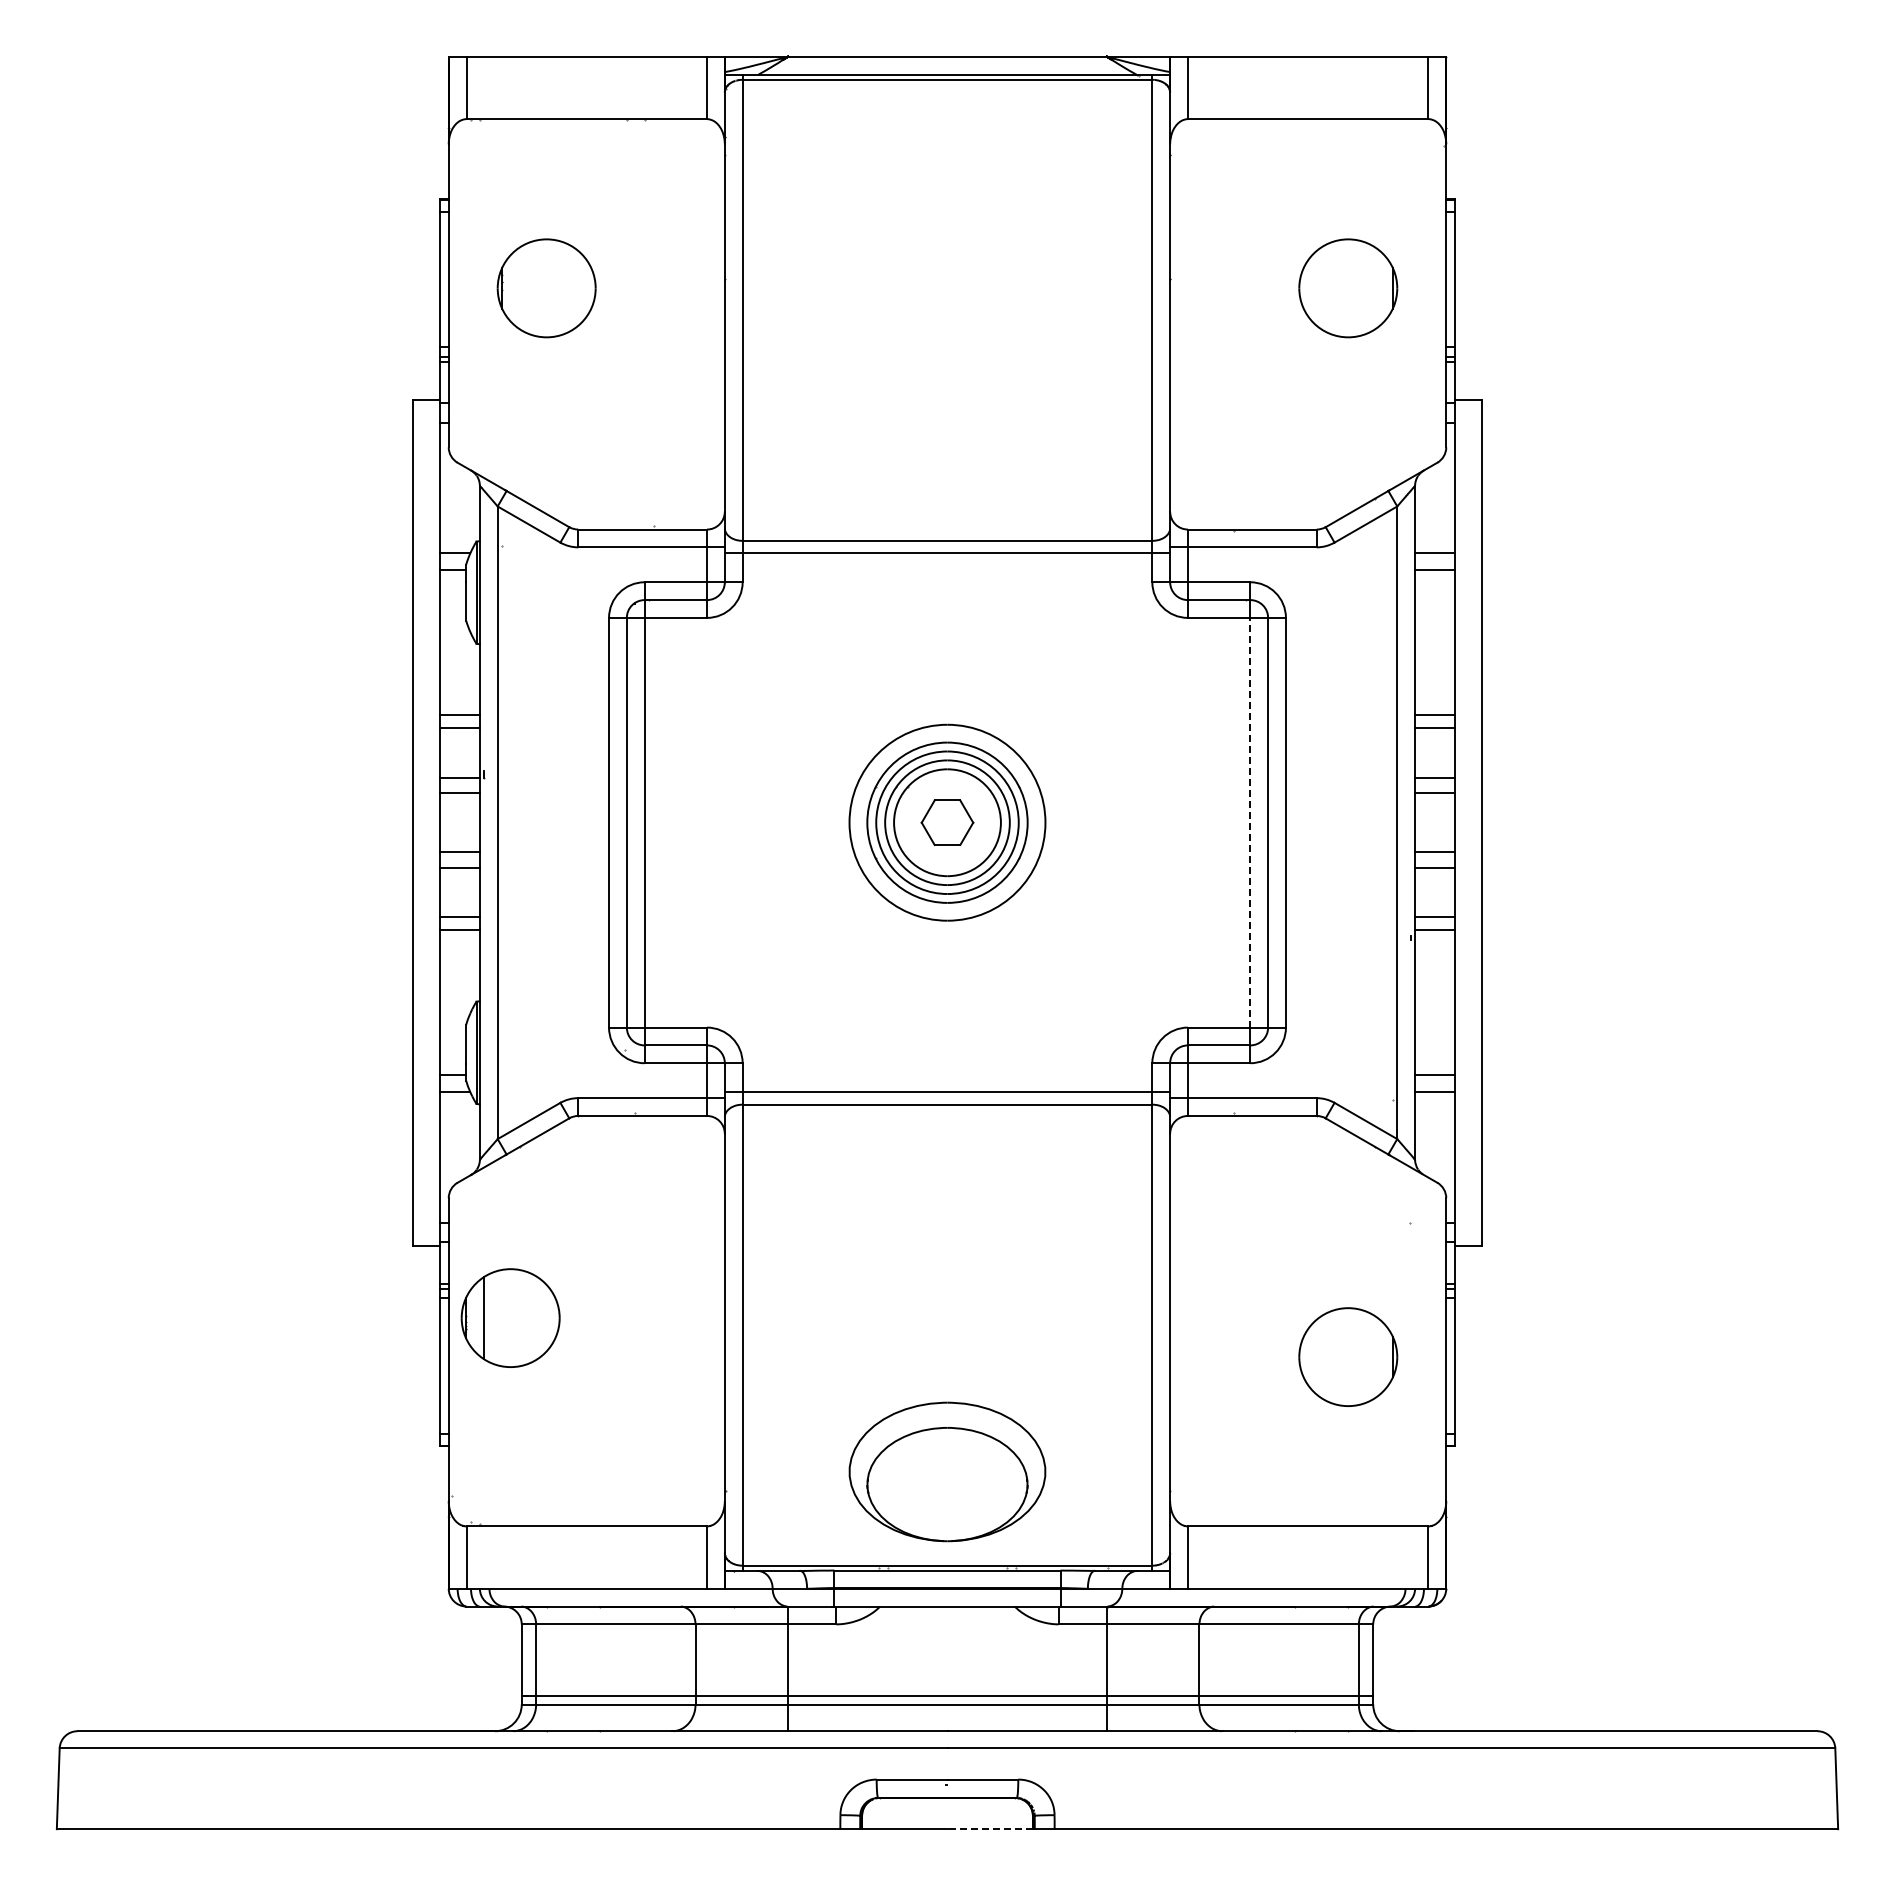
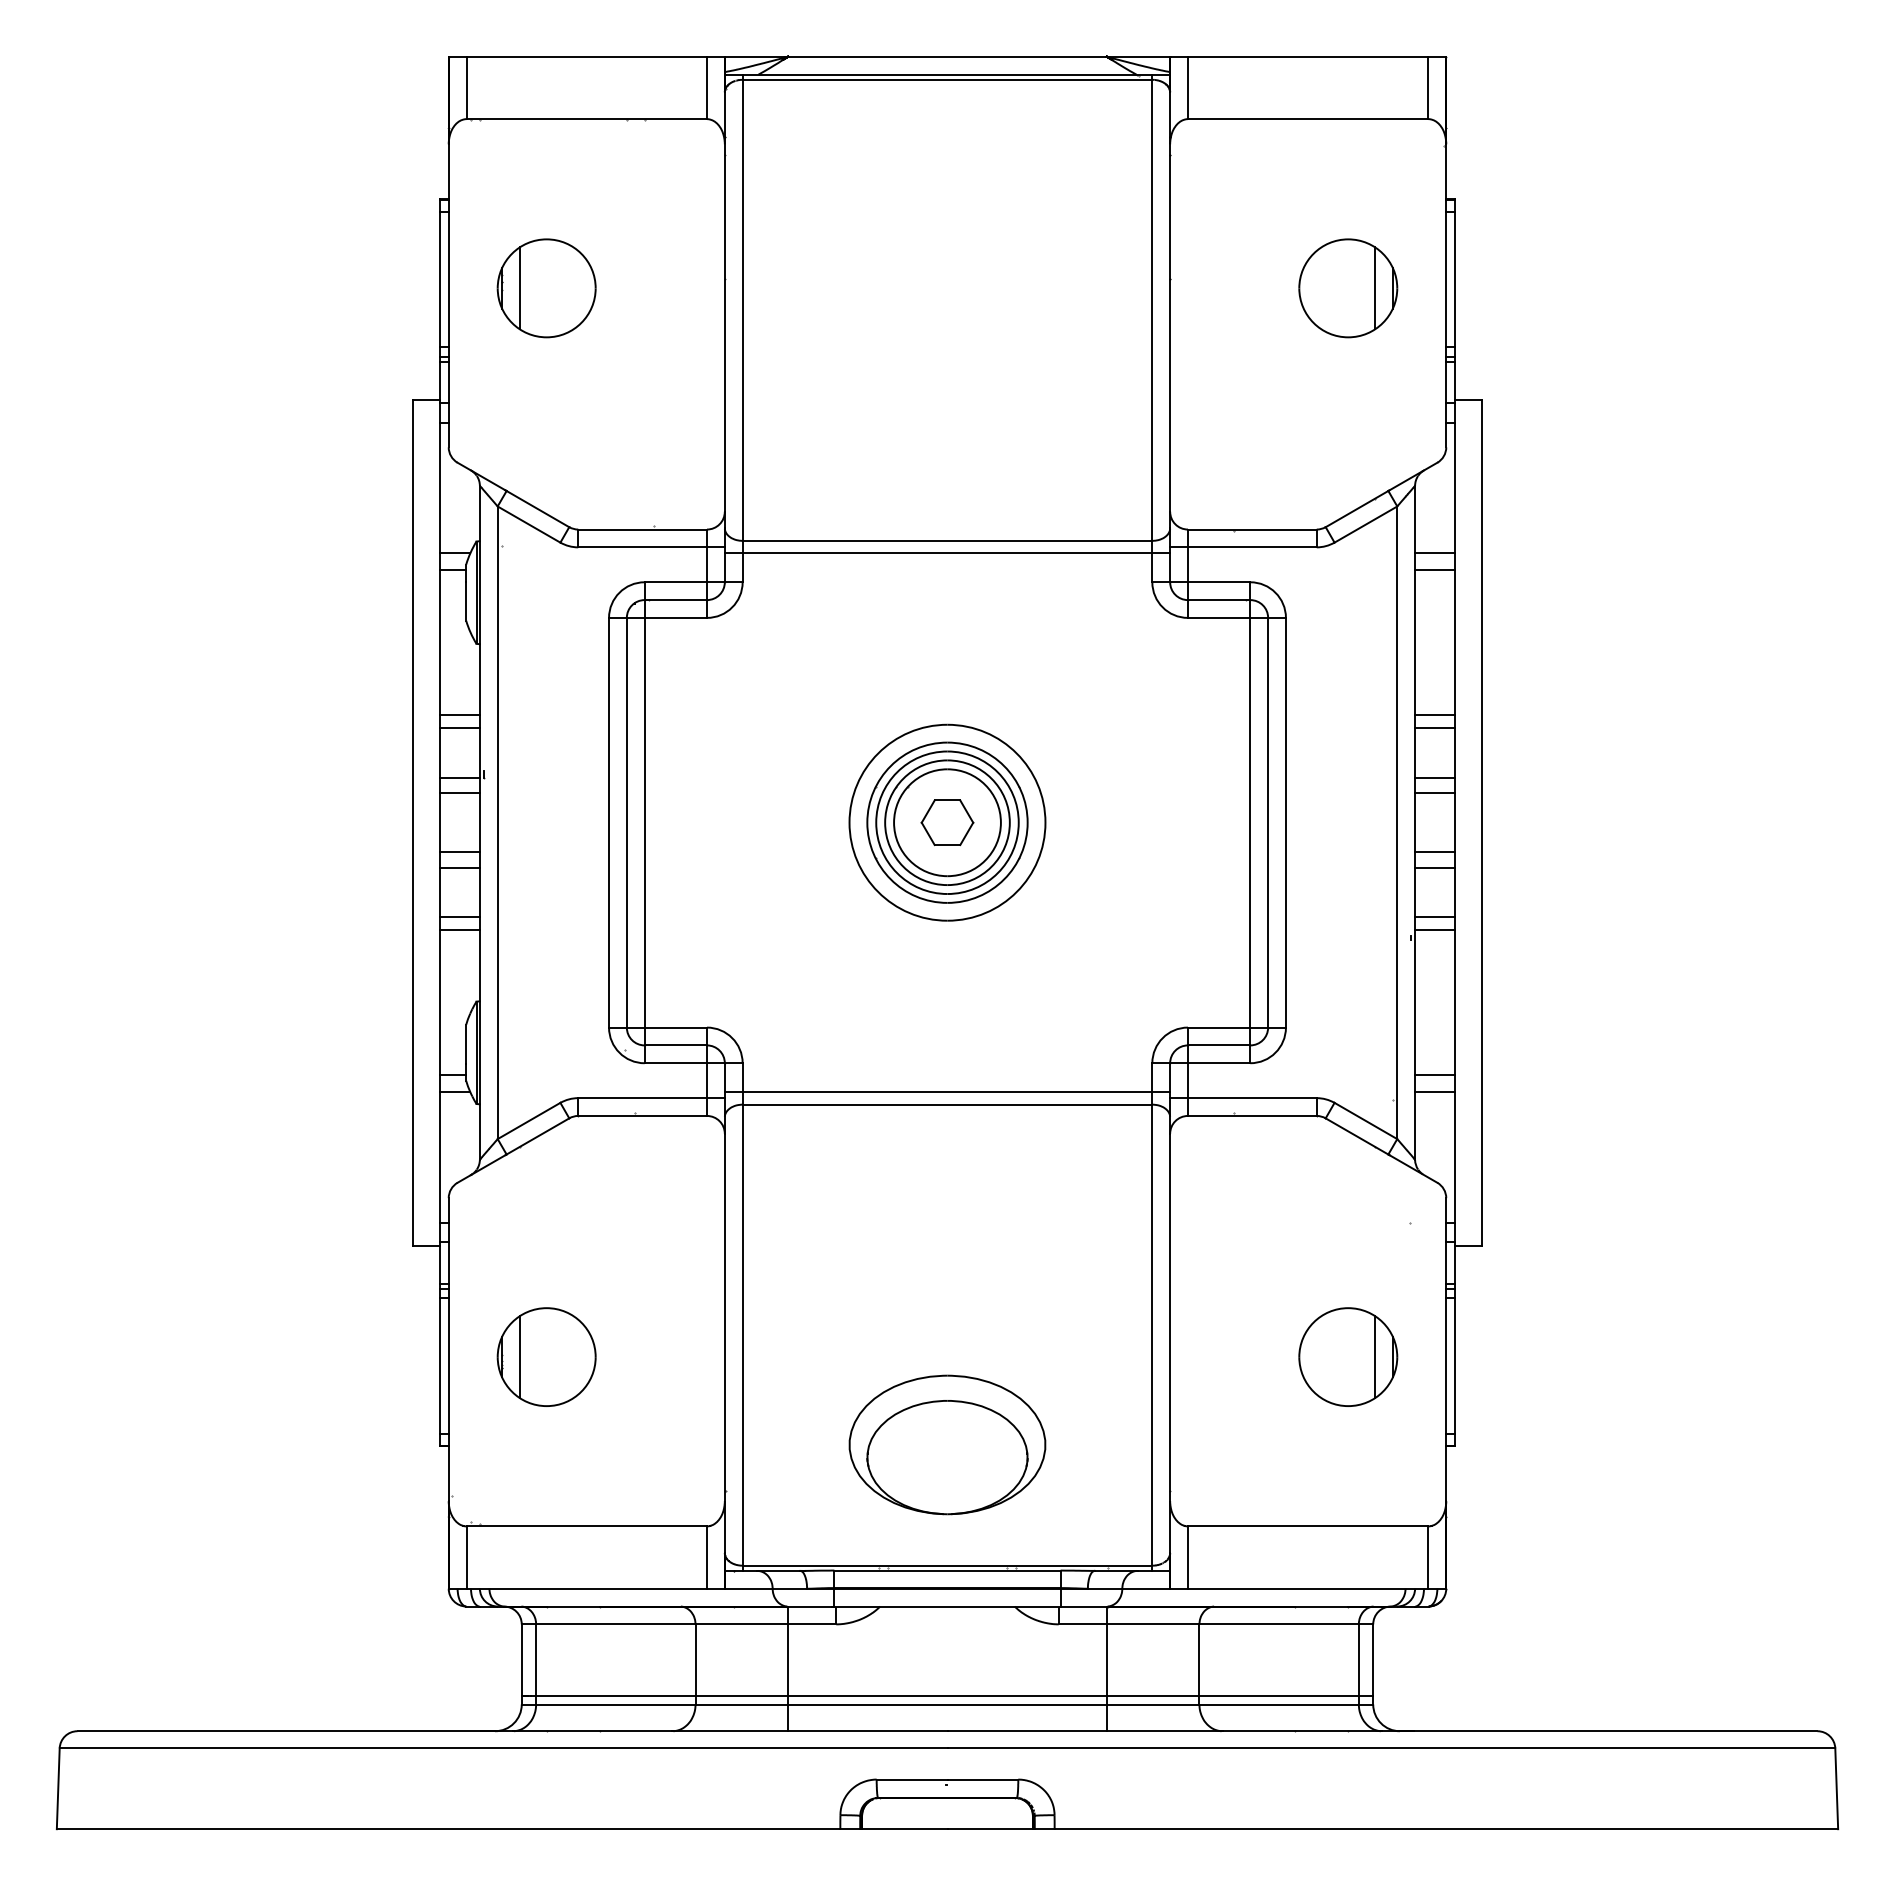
line: none -> present (519, 288)
line: none -> present (1375, 288)
line: dashed -> solid (1250, 822)
part position: (510, 1317) -> (546, 1356) (546, 1356)
line: none -> present (1375, 1357)
part position: (947, 1471) -> (947, 1444) (947, 1444)
line: dashed -> solid (990, 1829)
